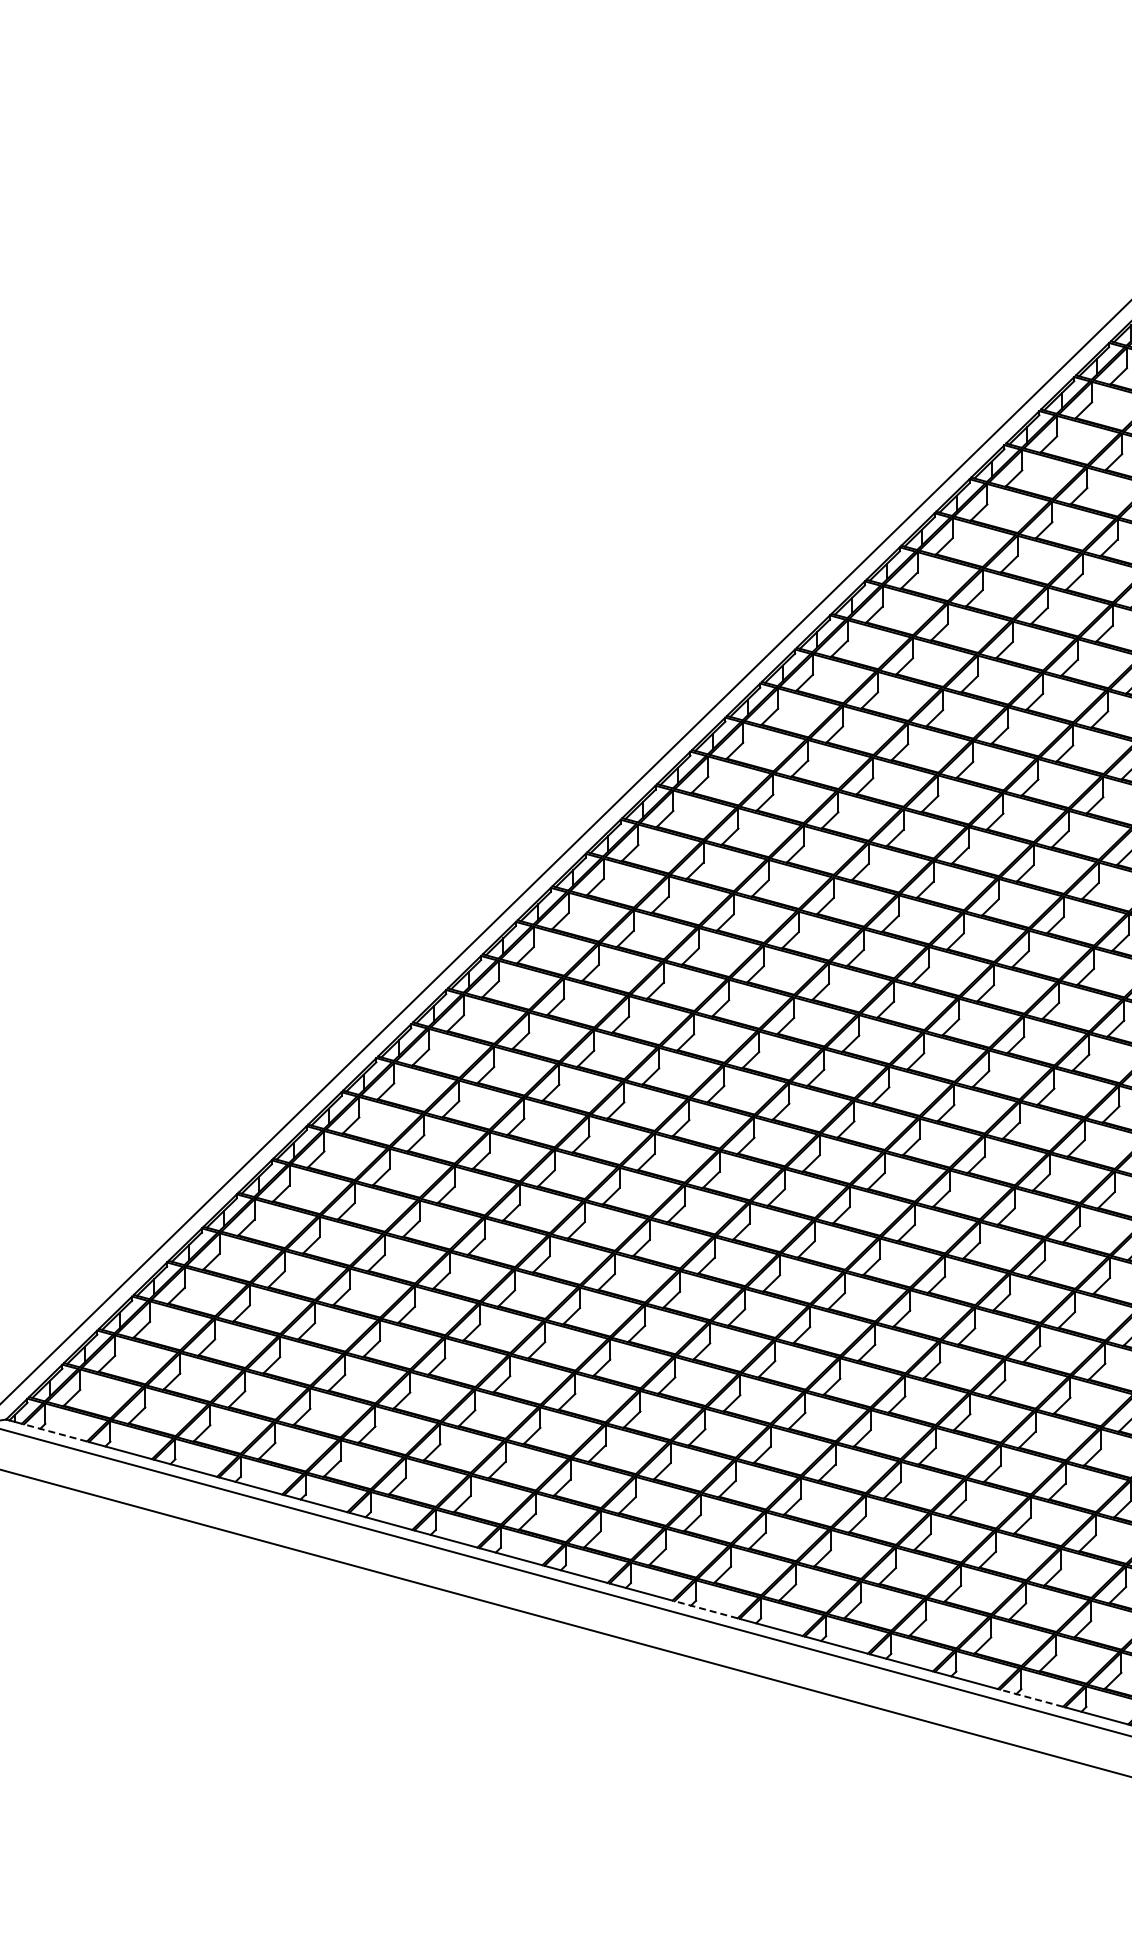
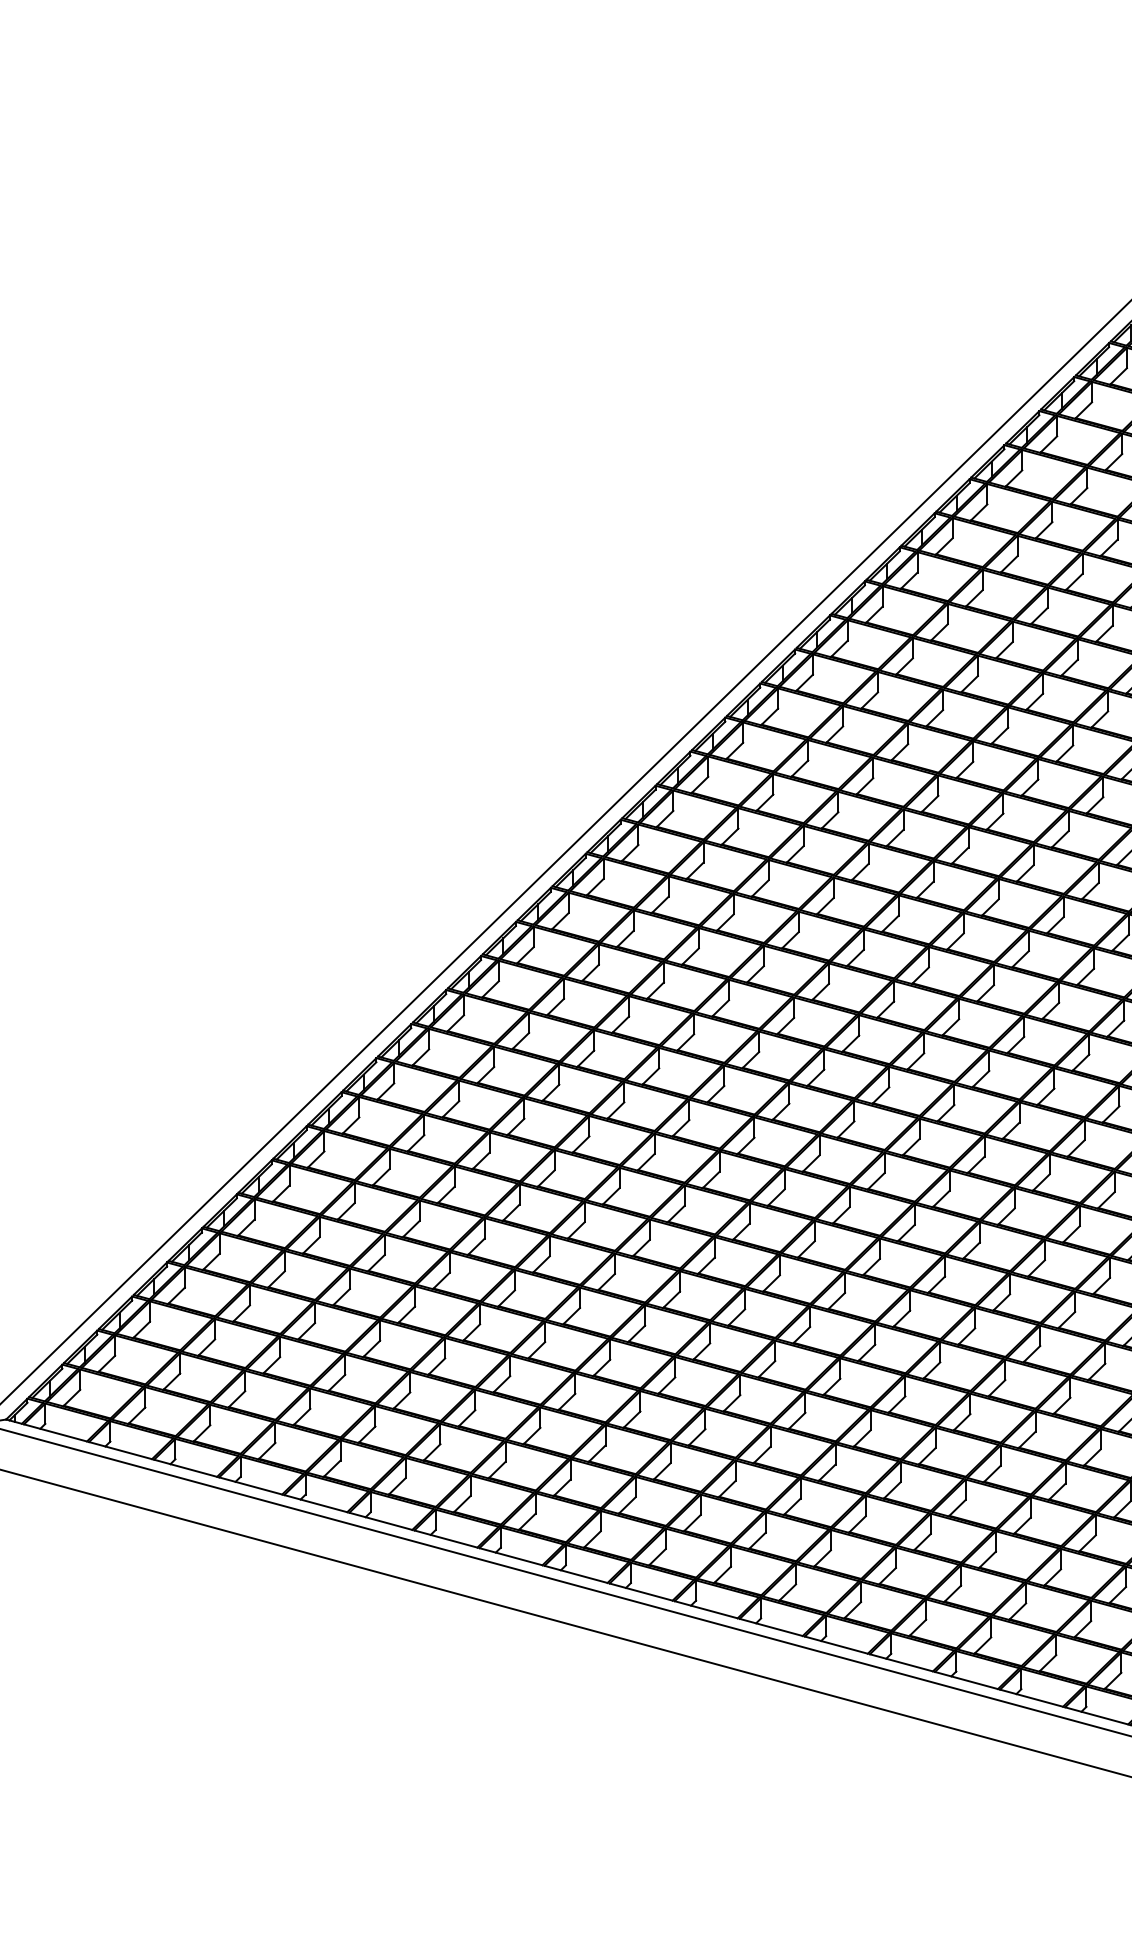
line: dashed -> solid (55, 1432)
line: dashed -> solid (706, 1609)
line: dashed -> solid (1031, 1698)
